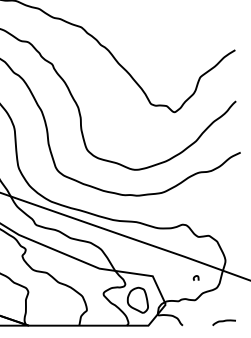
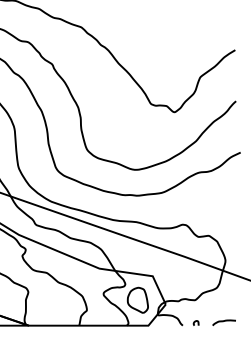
curve position: (195, 277) -> (195, 322) (195, 322)
